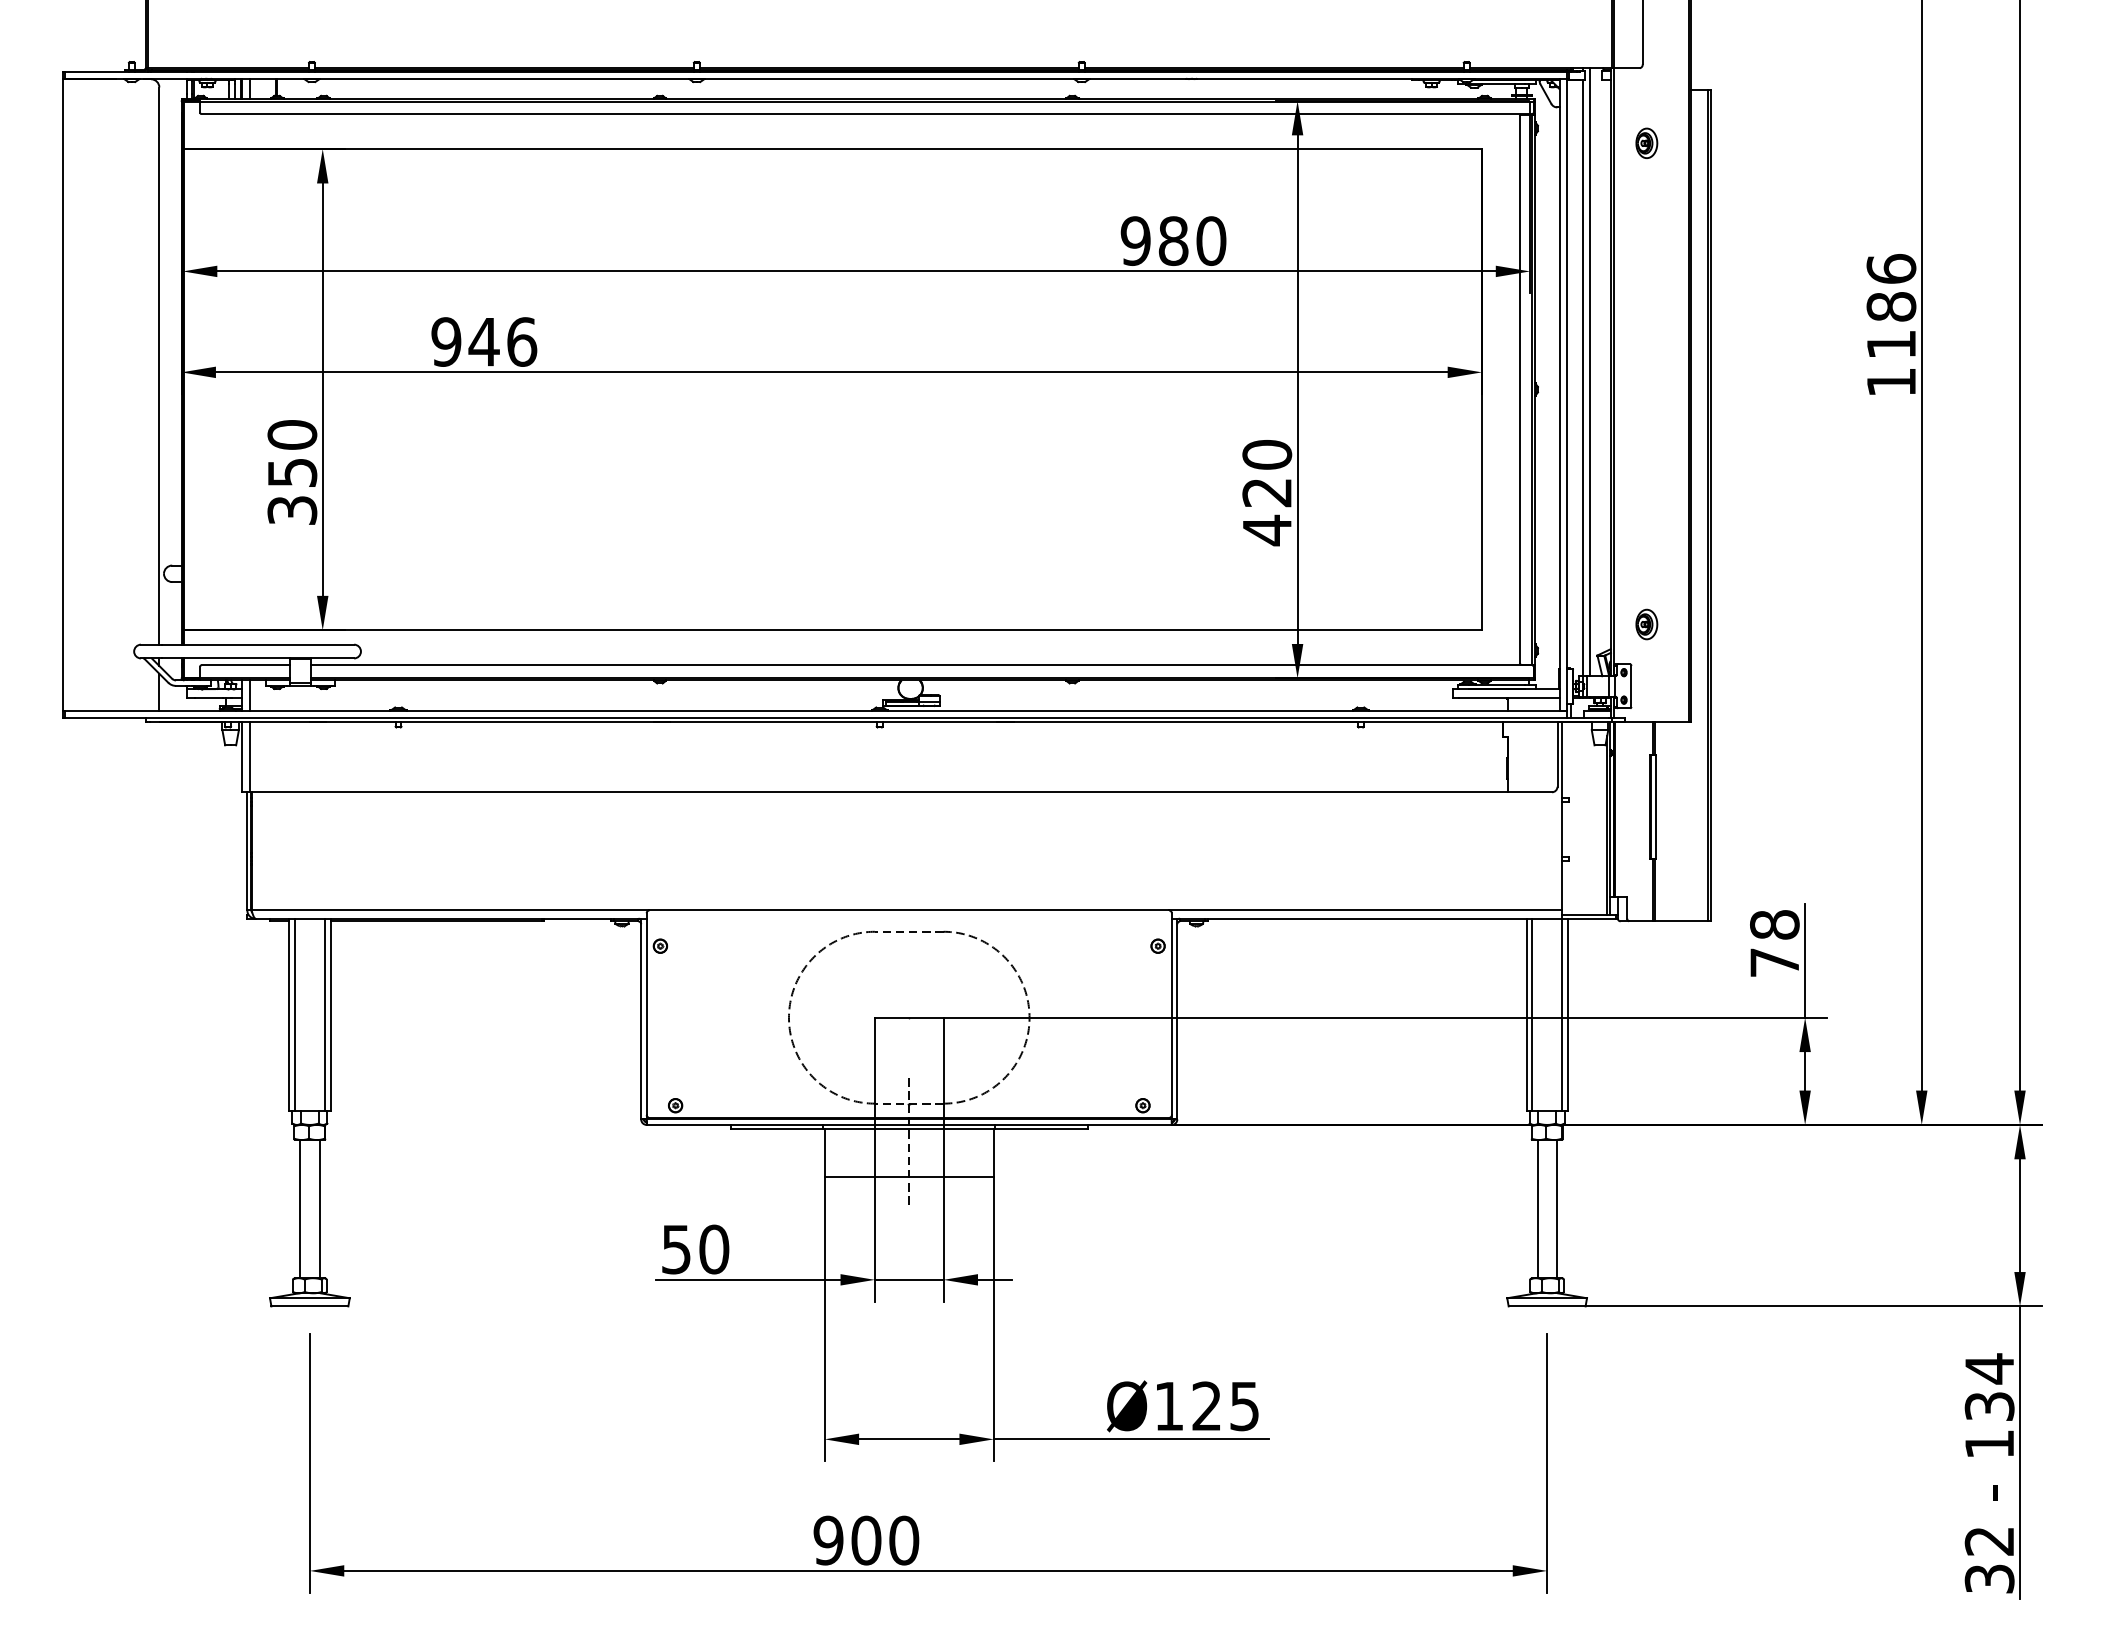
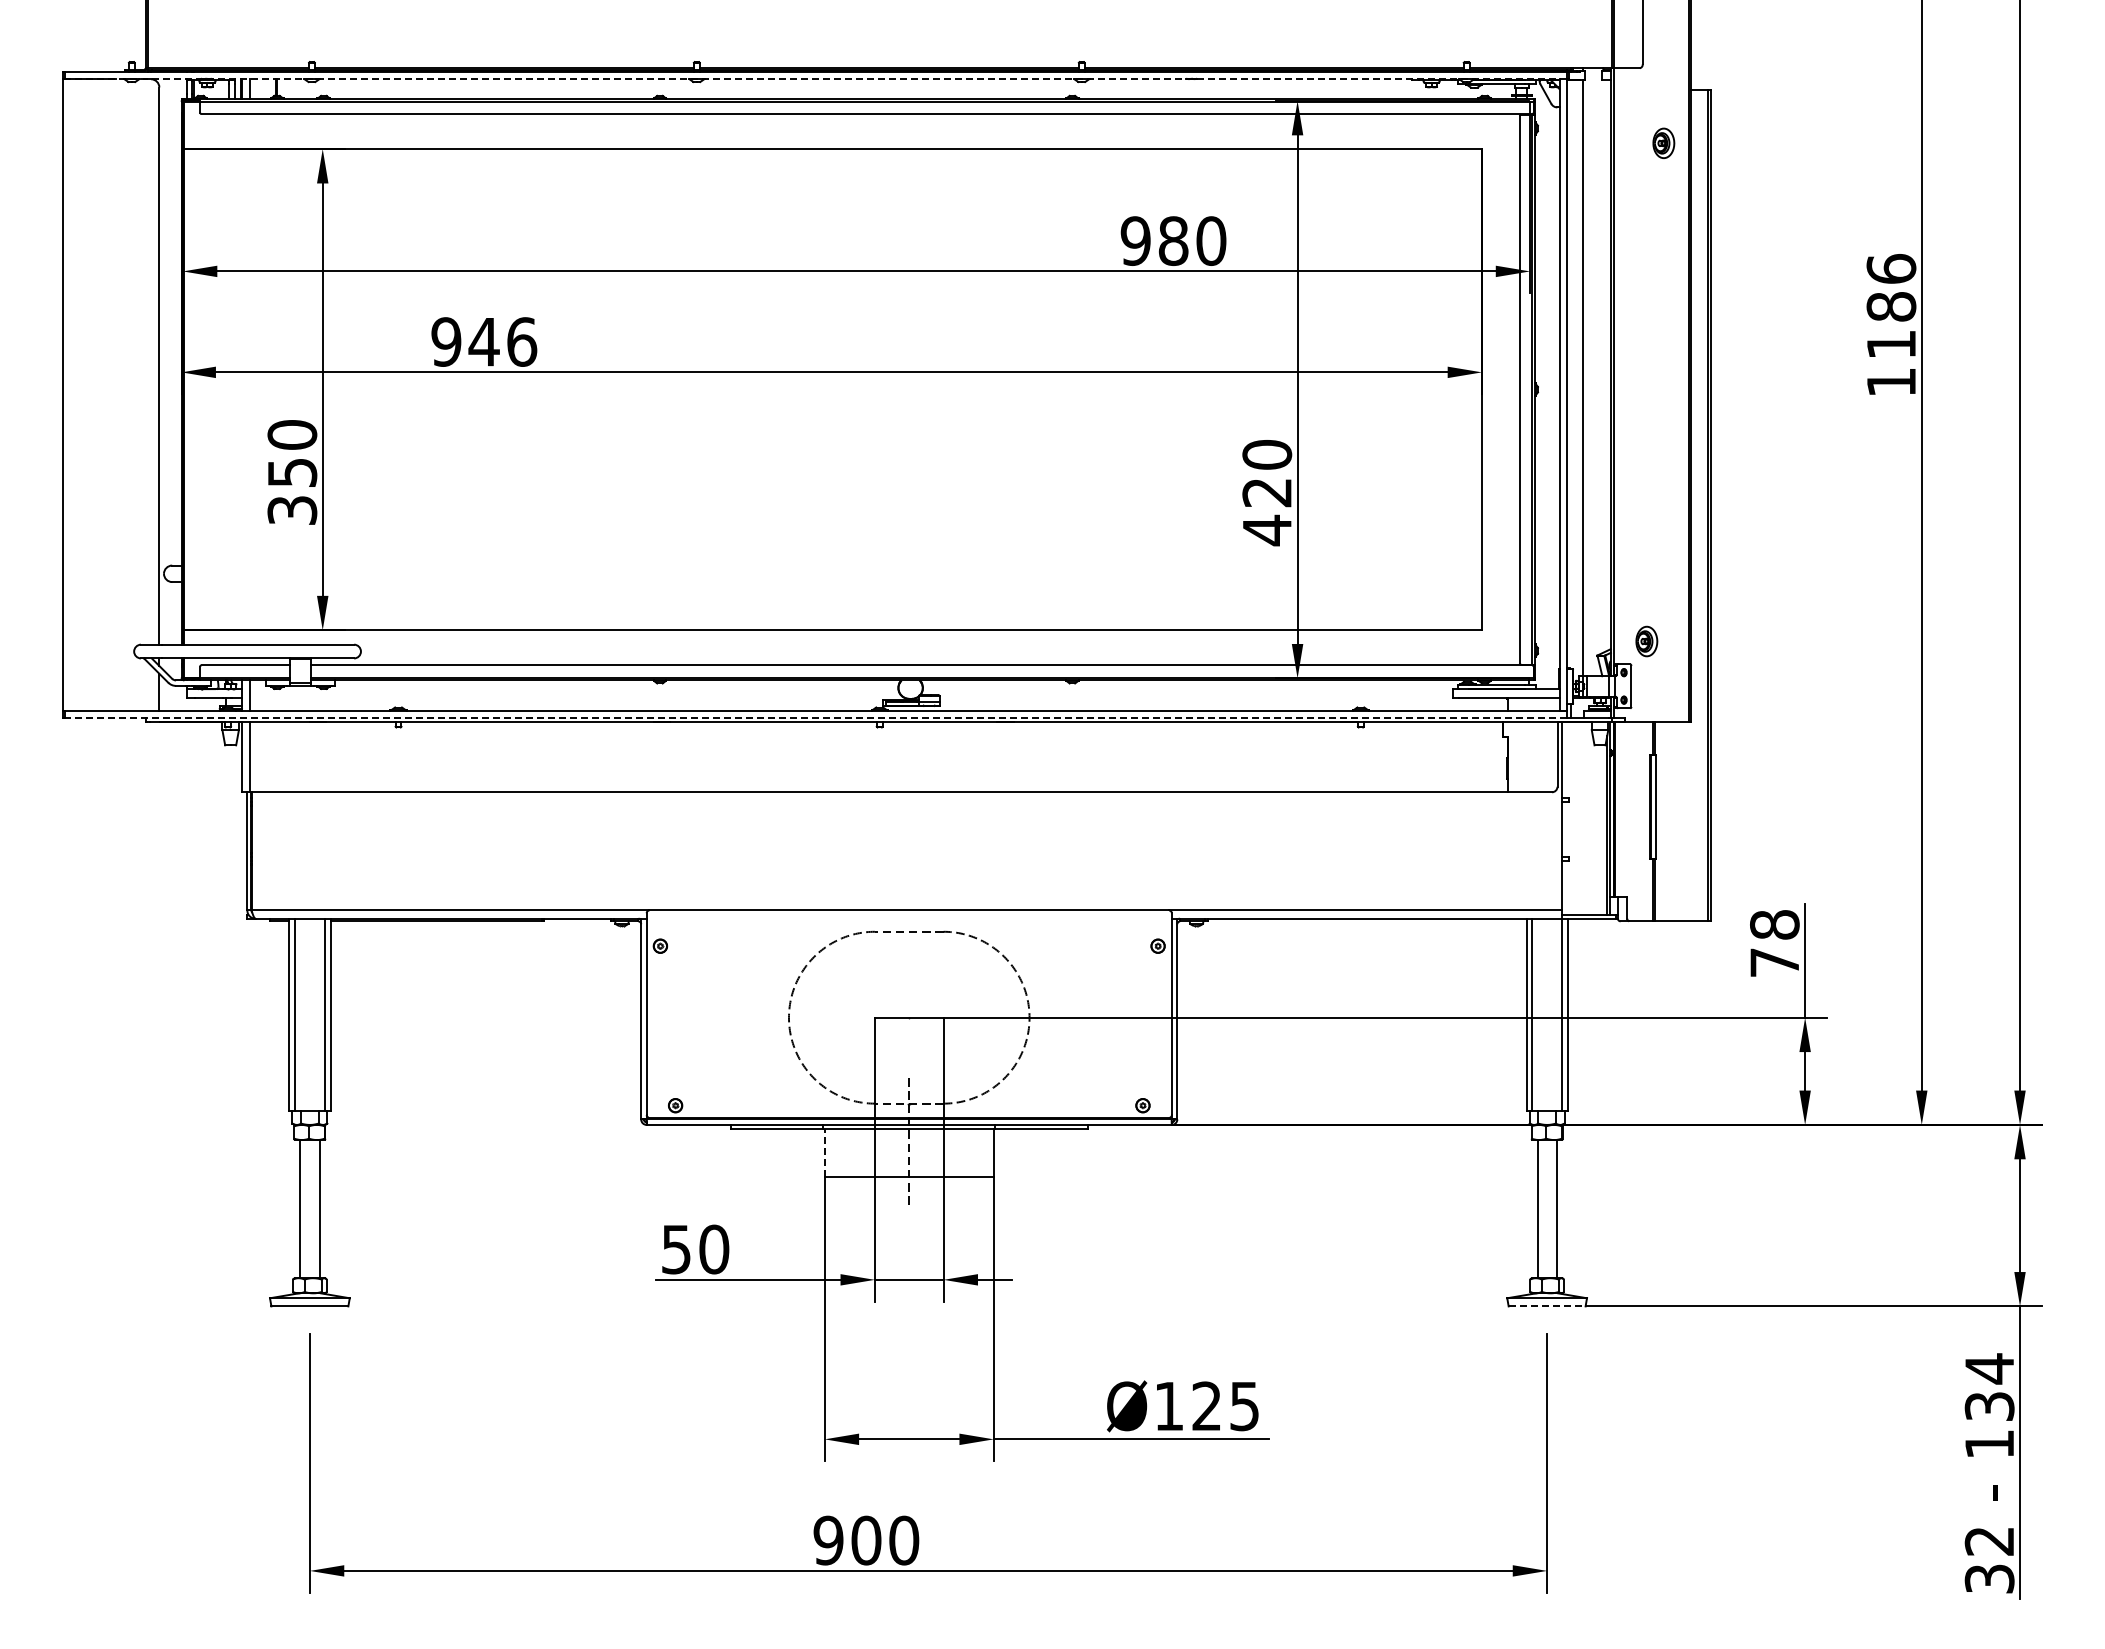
line: solid -> dashed (815, 78)
part position: (1646, 142) -> (1663, 142) (1663, 142)
line: present -> none (1590, 372)
part position: (1646, 624) -> (1646, 641) (1646, 641)
line: solid -> dashed (815, 717)
line: solid -> dashed (824, 1152)
line: solid -> dashed (1547, 1306)
